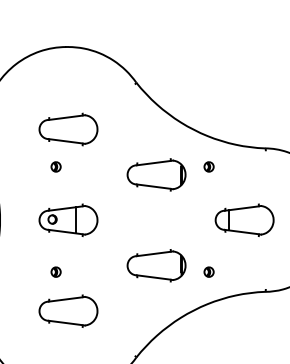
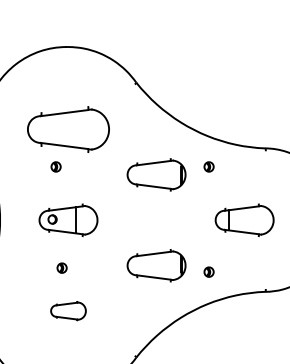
part size: 61x35 px -> 83x47 px (68, 129)
part position: (55, 271) -> (61, 267) (61, 267)
part size: 61x34 px -> 37x21 px (68, 311)
